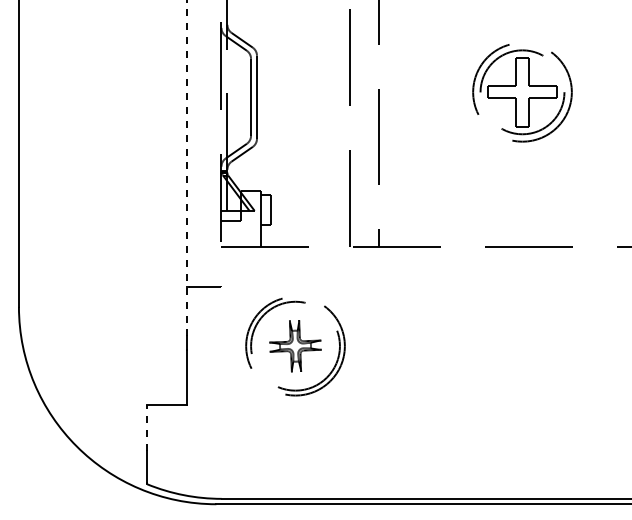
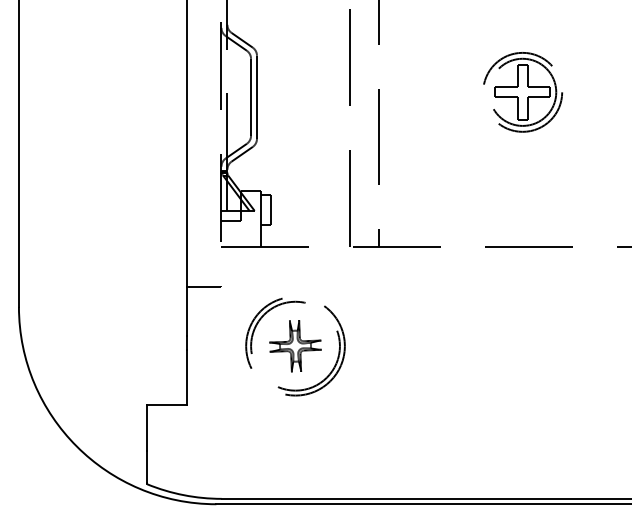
part size: 101x99 px -> 81x81 px (523, 92)
line: dashed -> solid (186, 168)
line: dashed -> solid (147, 427)
